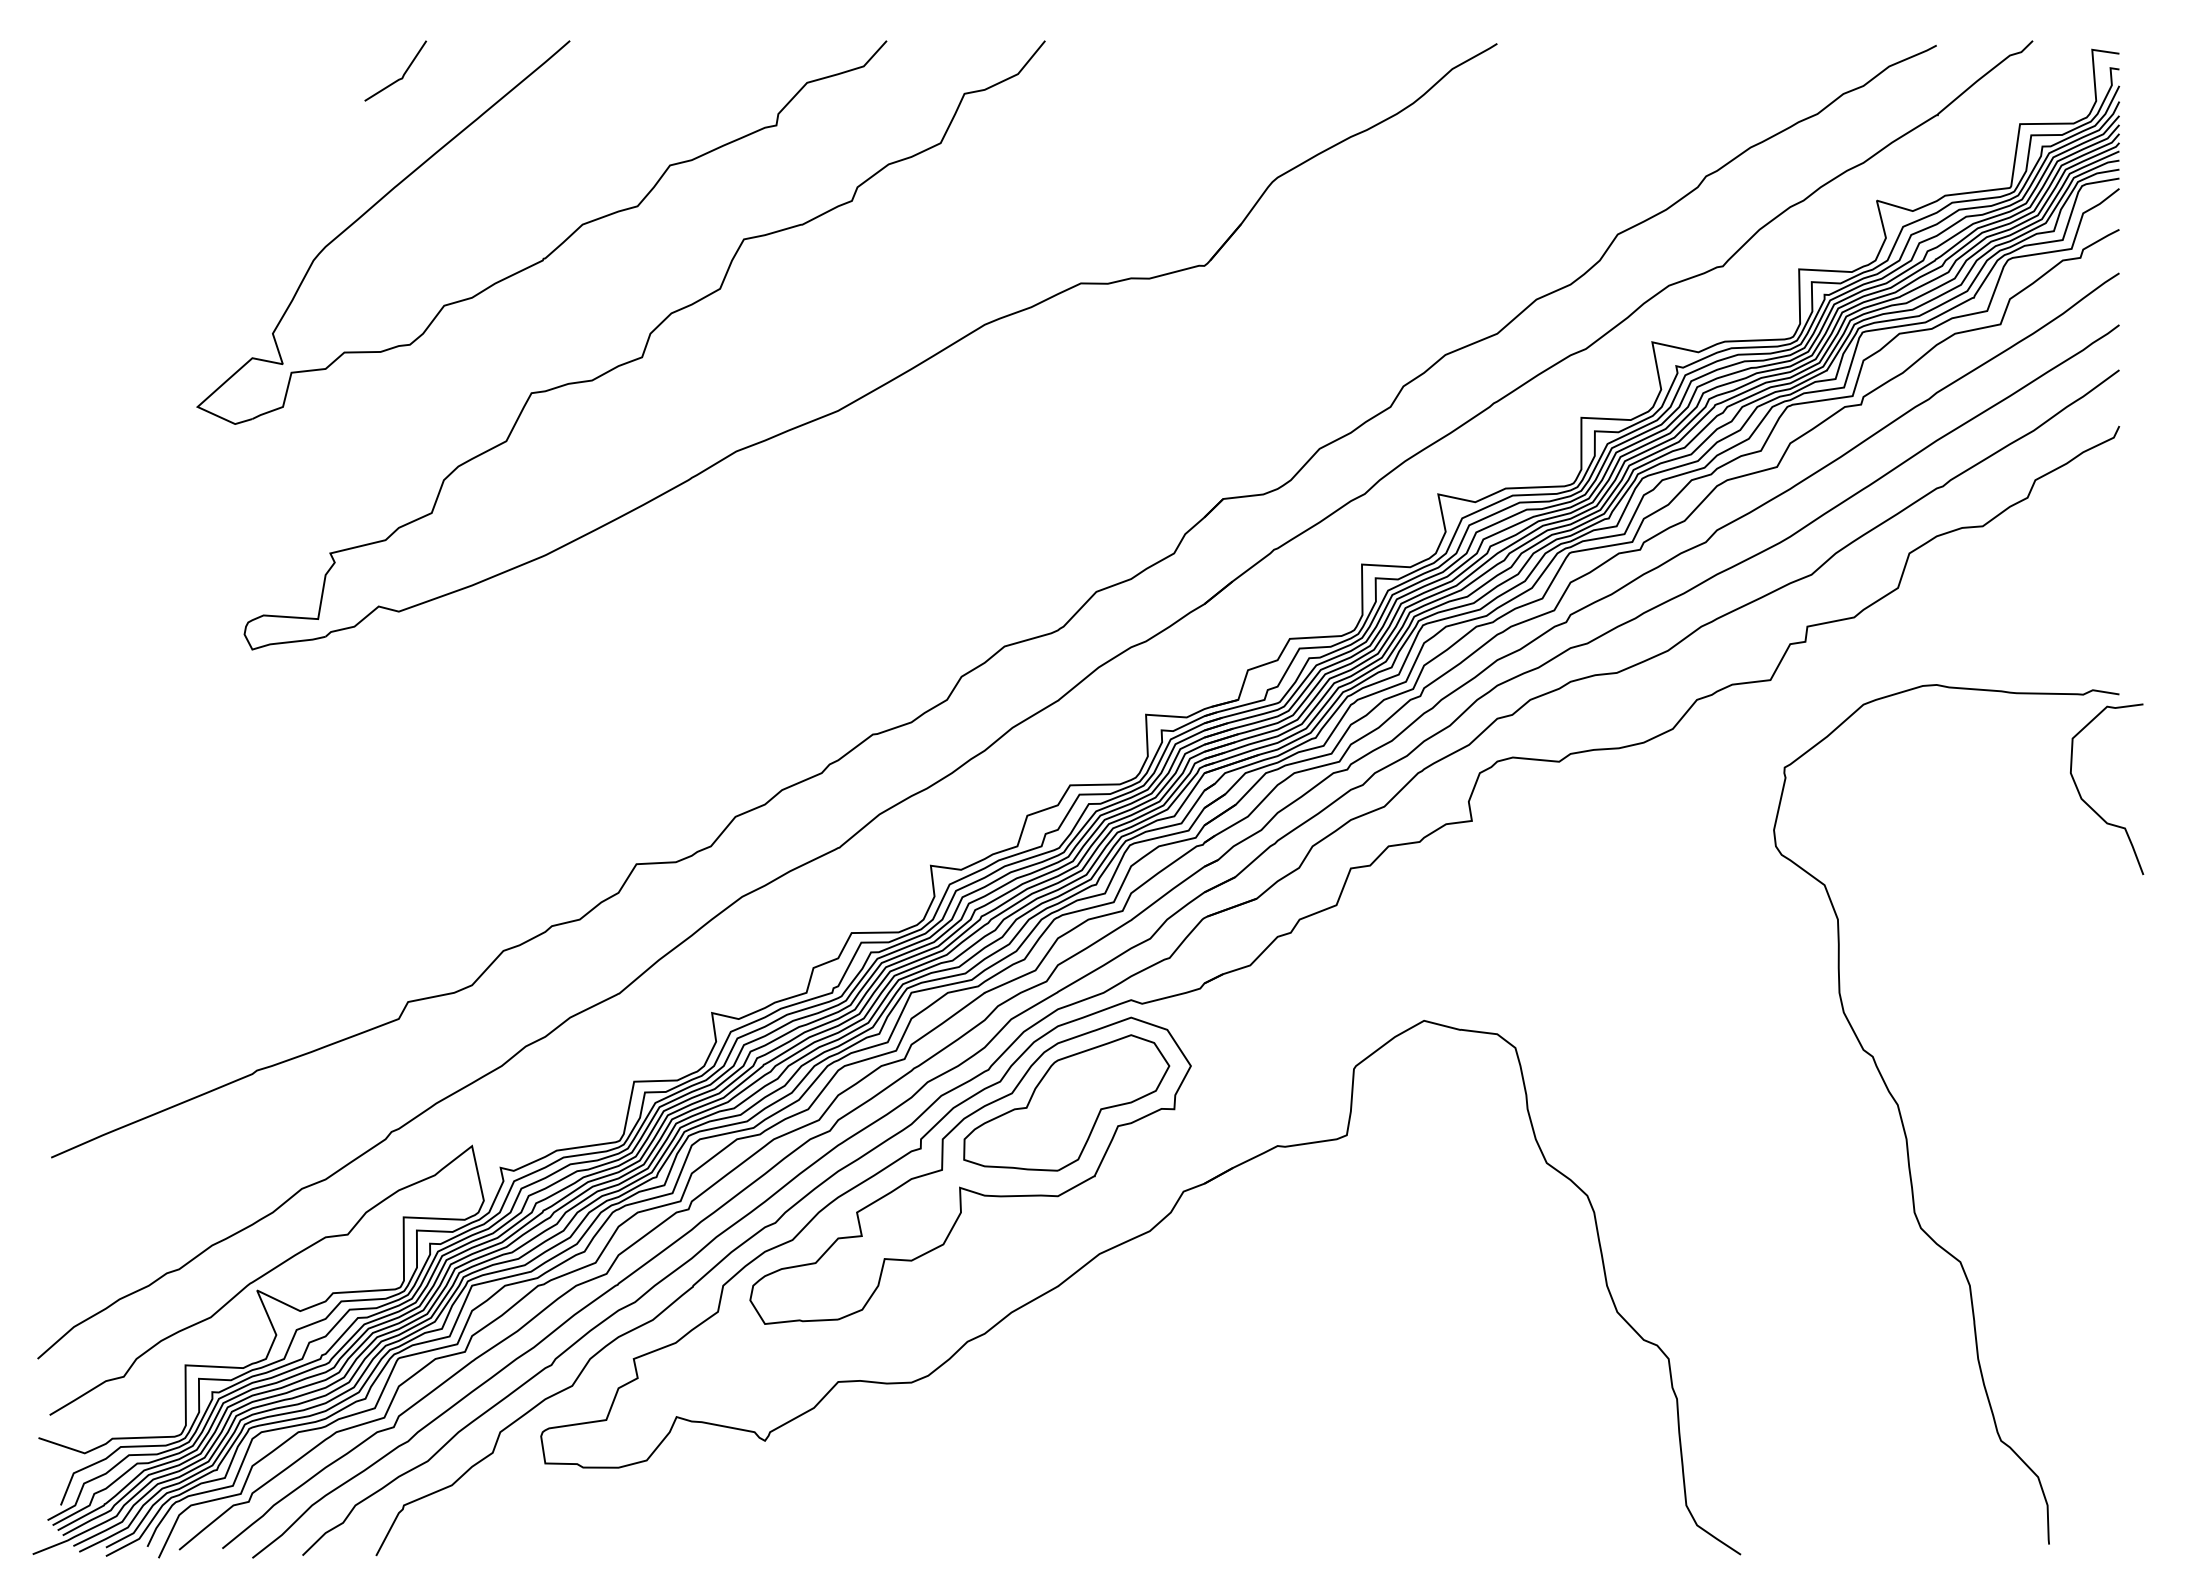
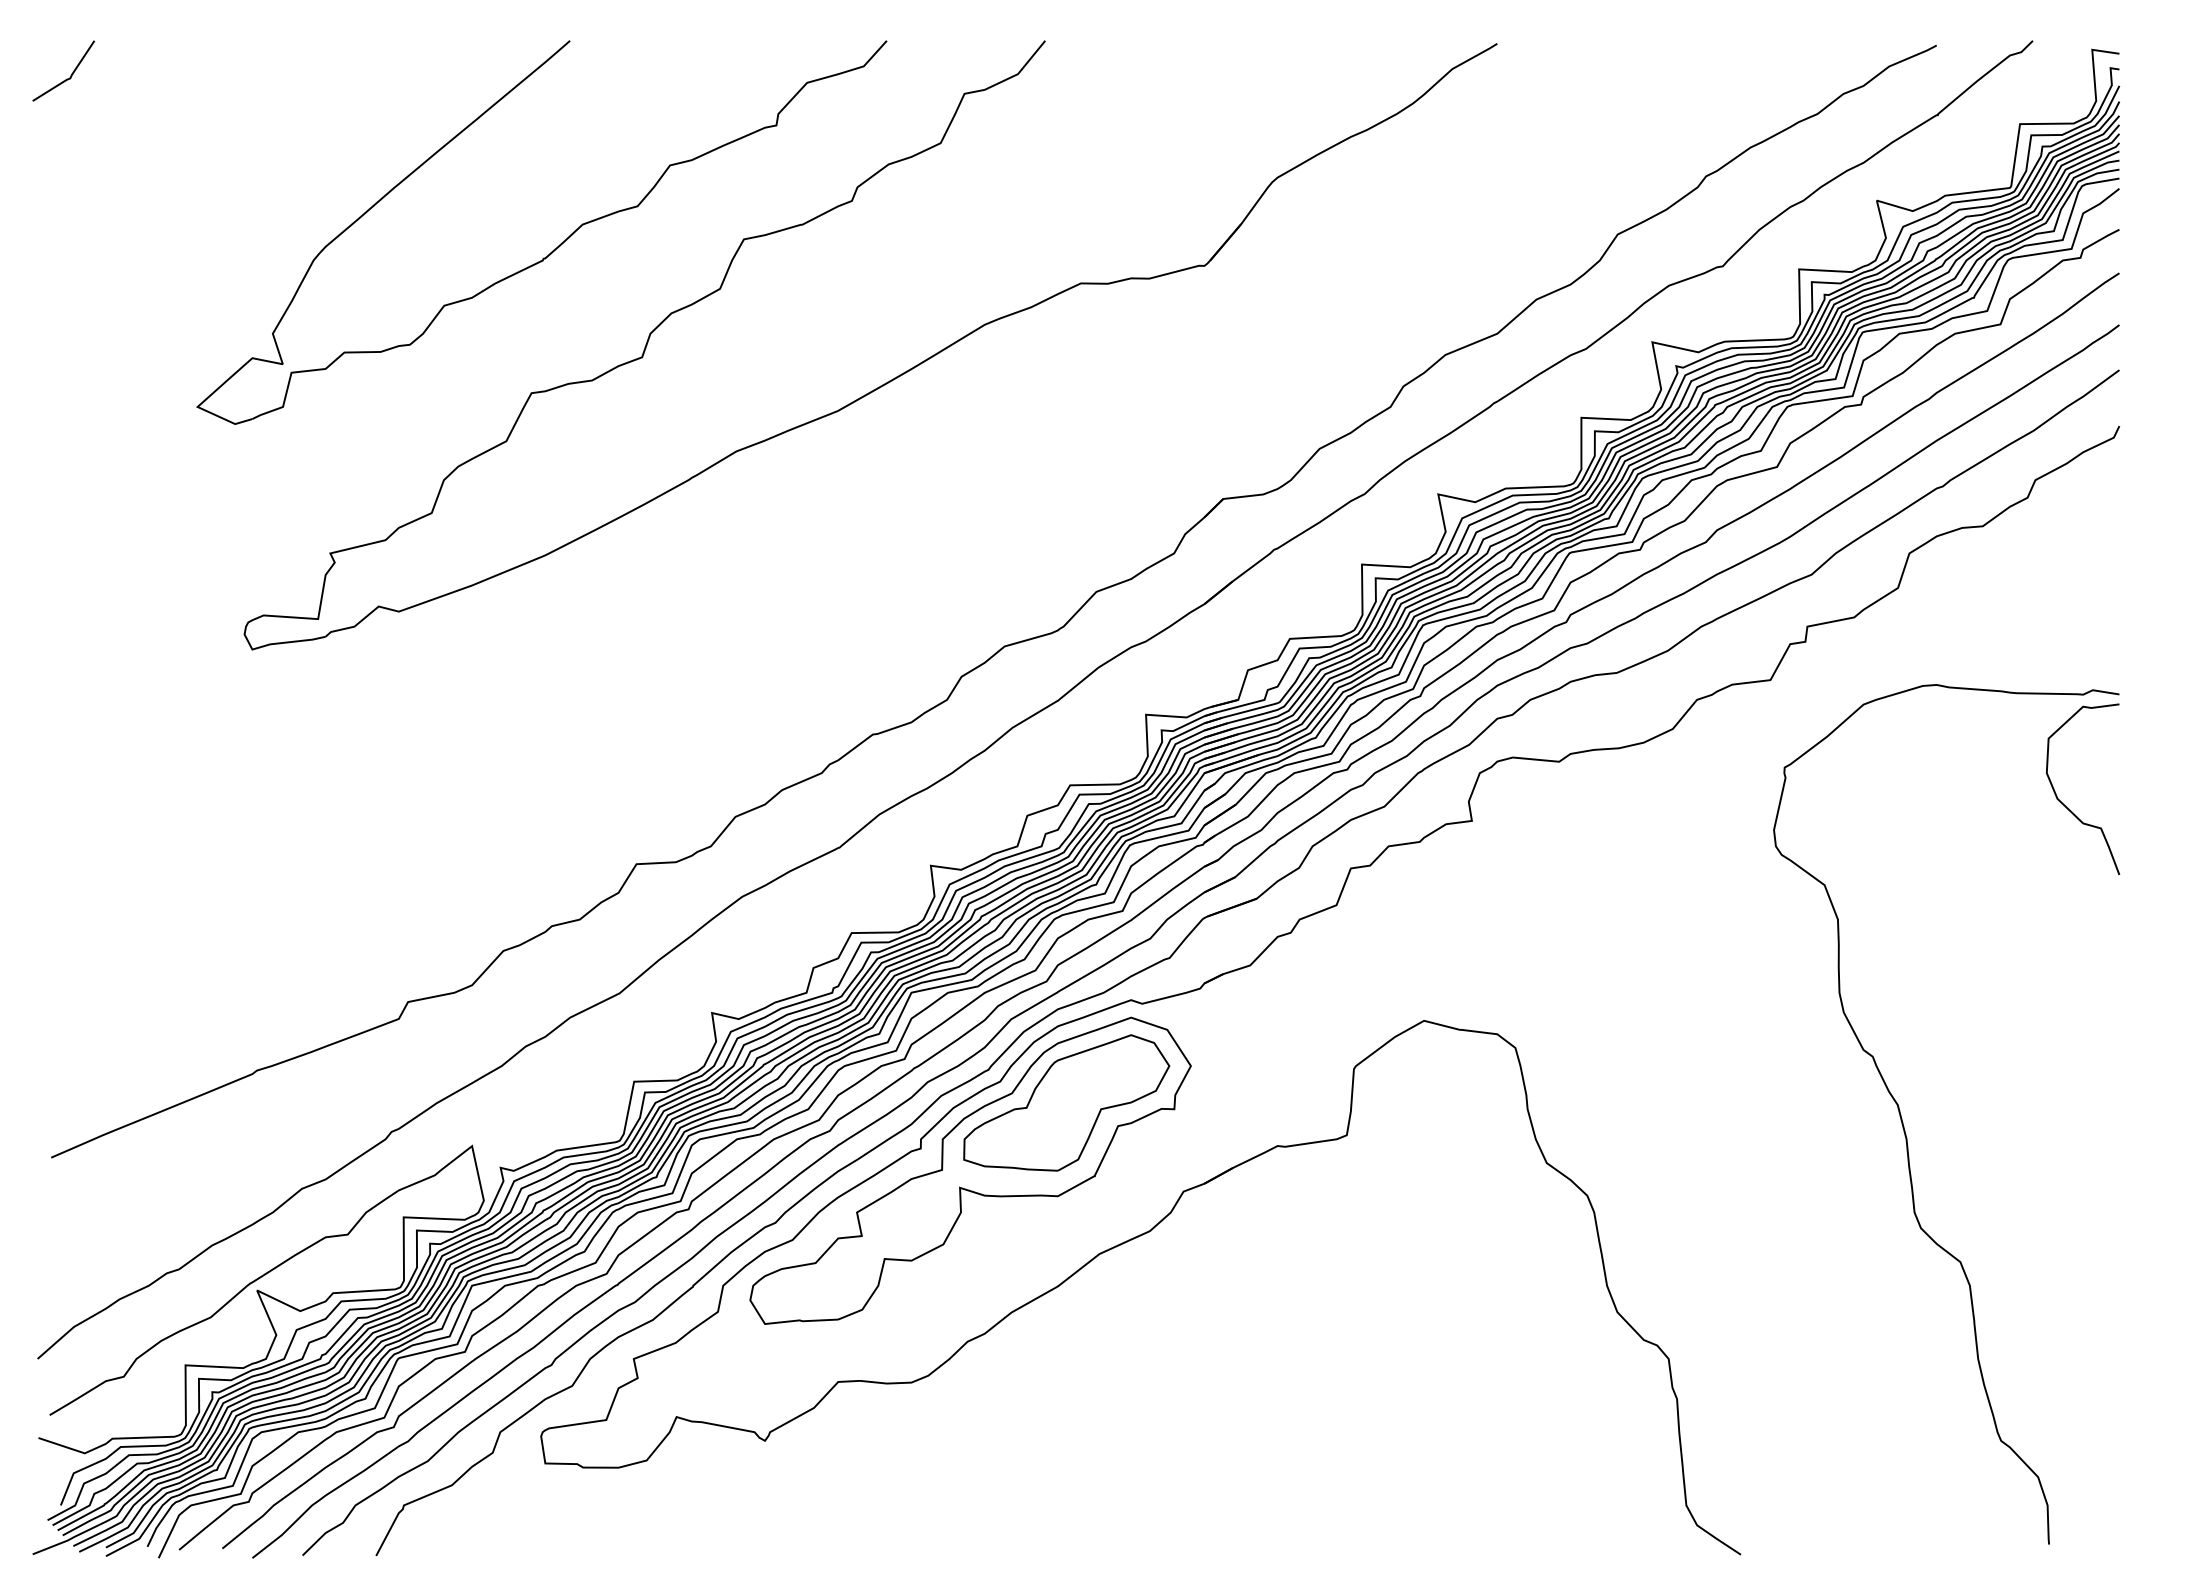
line position: (403, 73) -> (71, 73) (71, 73)
curve position: (2093, 808) -> (2069, 808) (2069, 808)
